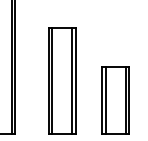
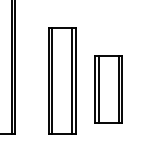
part position: (115, 100) -> (108, 89) (108, 89)
